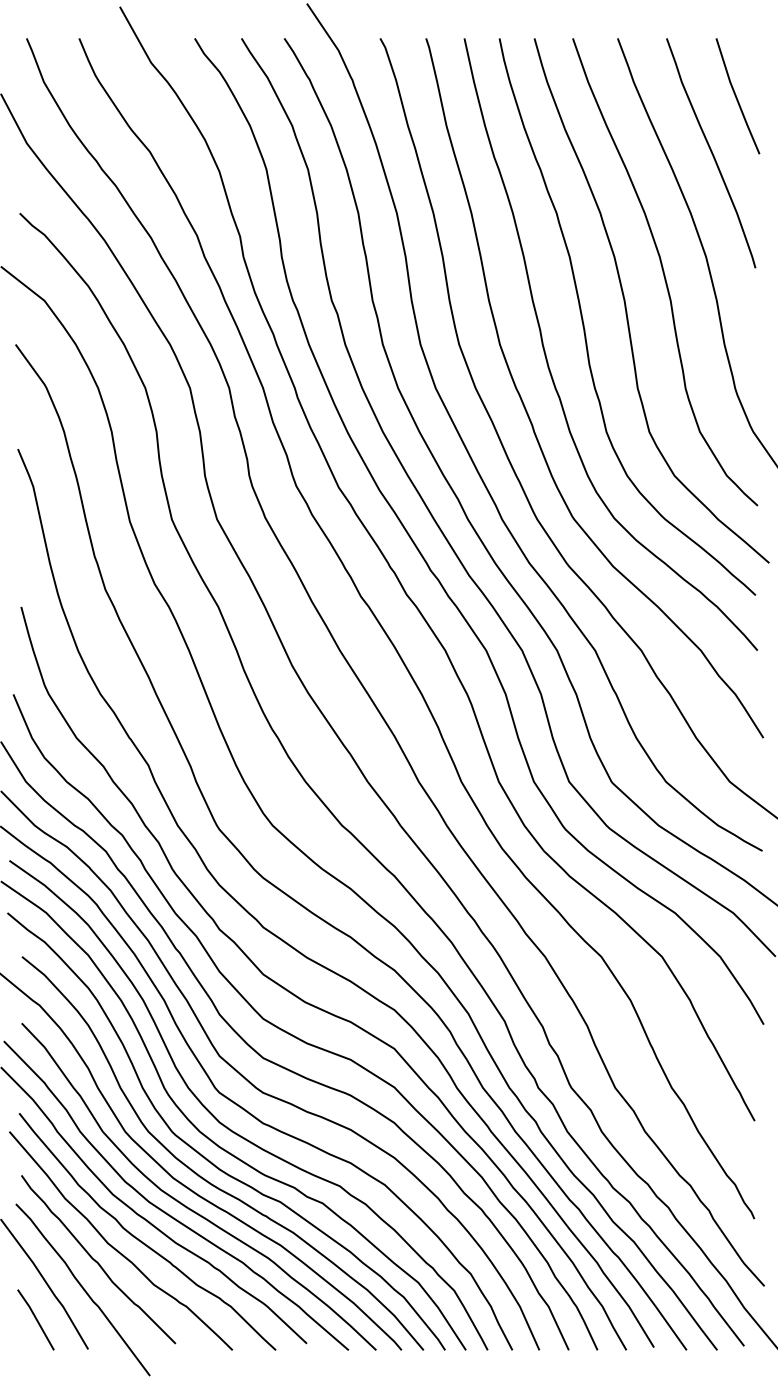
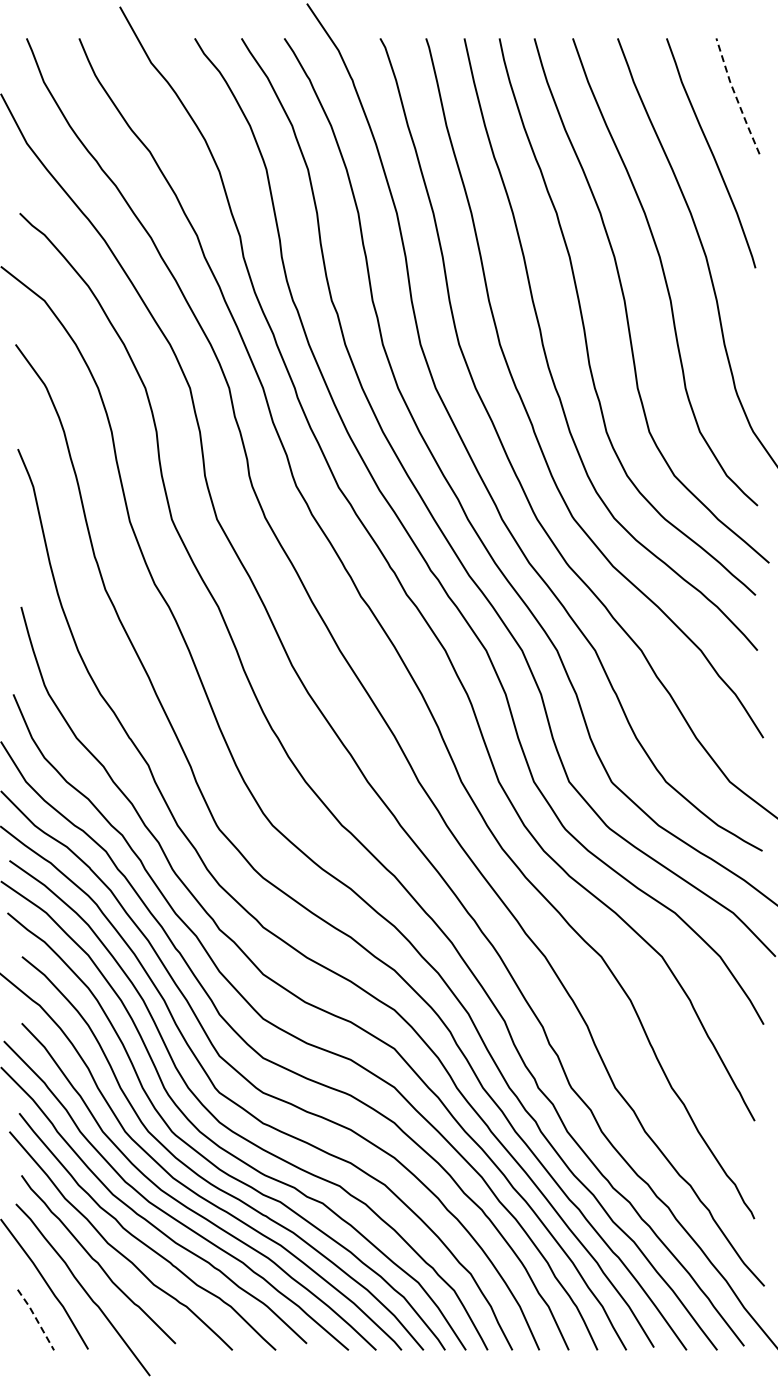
line: solid -> dashed (736, 96)
line: solid -> dashed (36, 1319)
